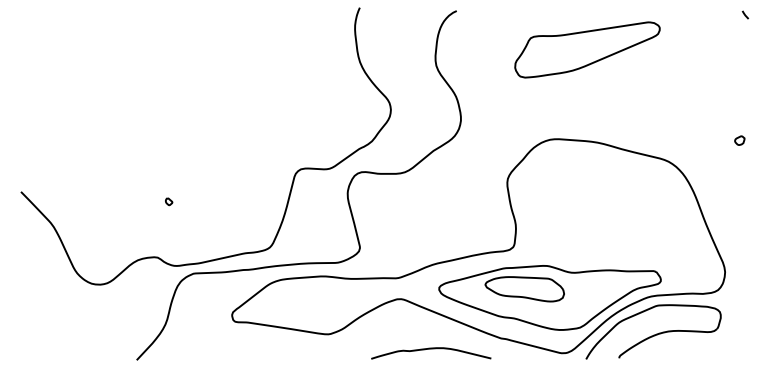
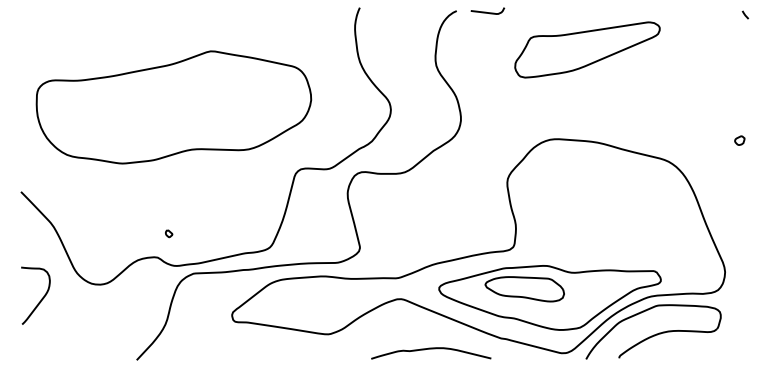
curve: none -> present (486, 11)
part: none -> present (173, 107)
part position: (169, 201) -> (169, 233) (169, 233)
curve: none -> present (41, 298)
